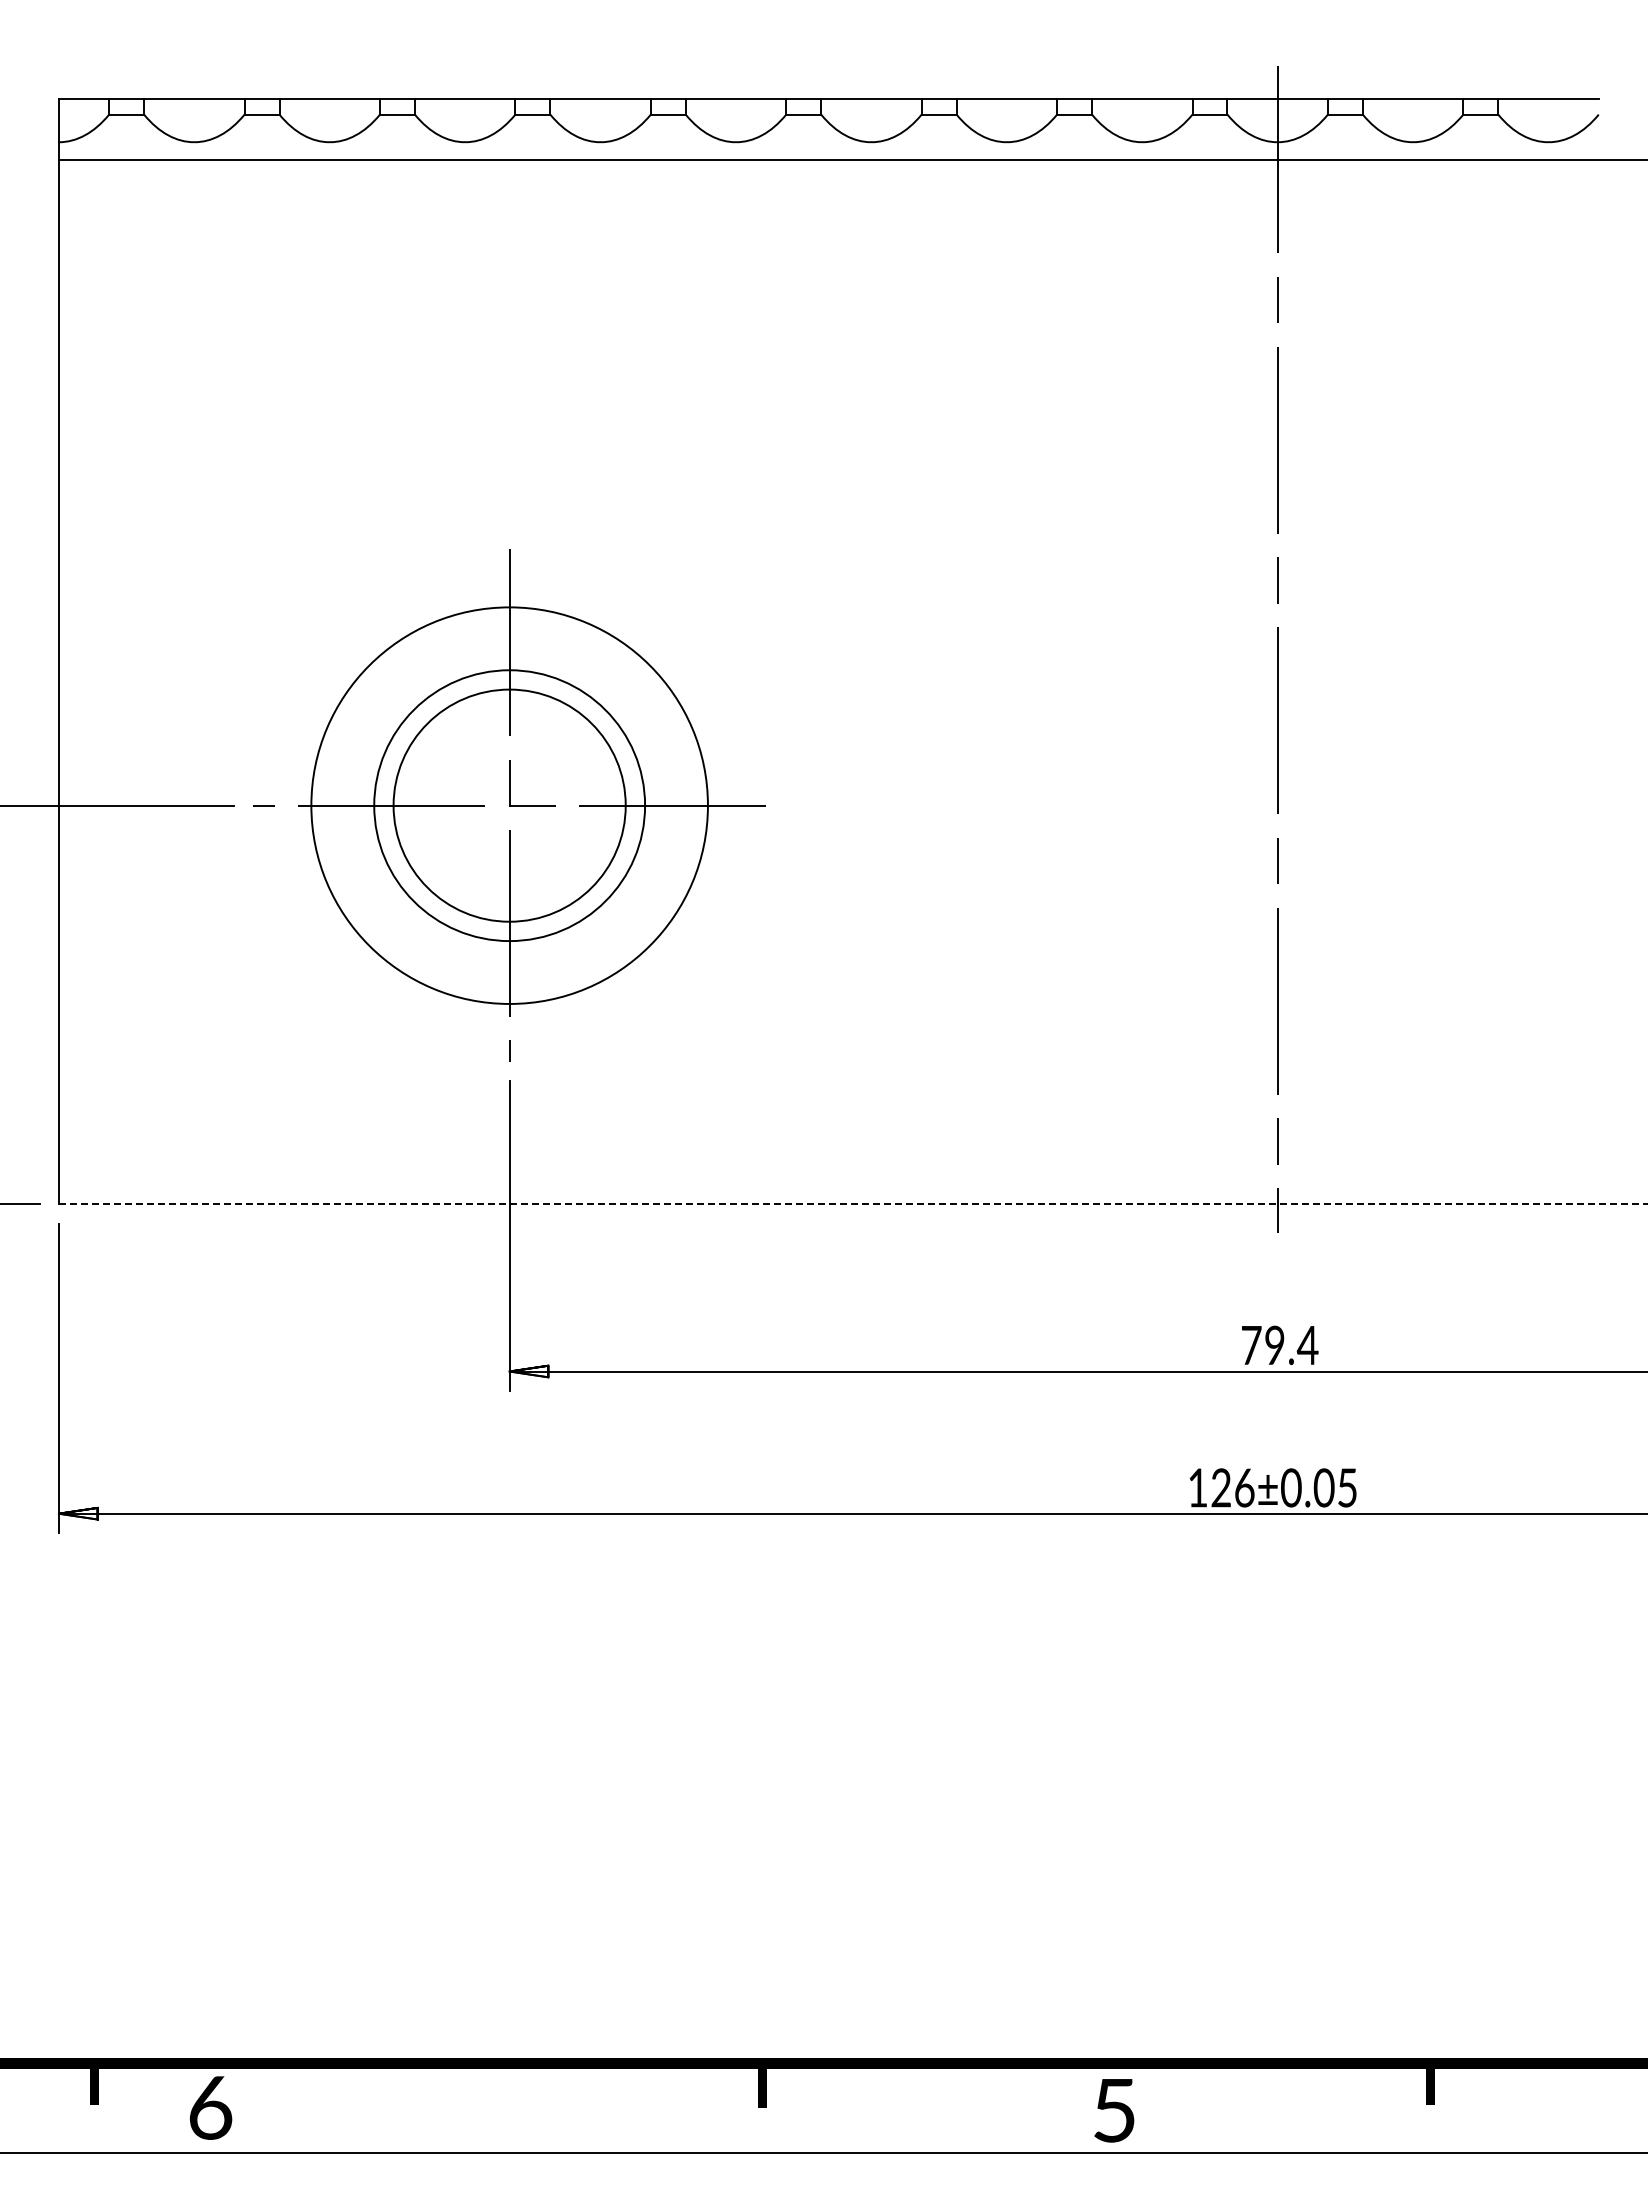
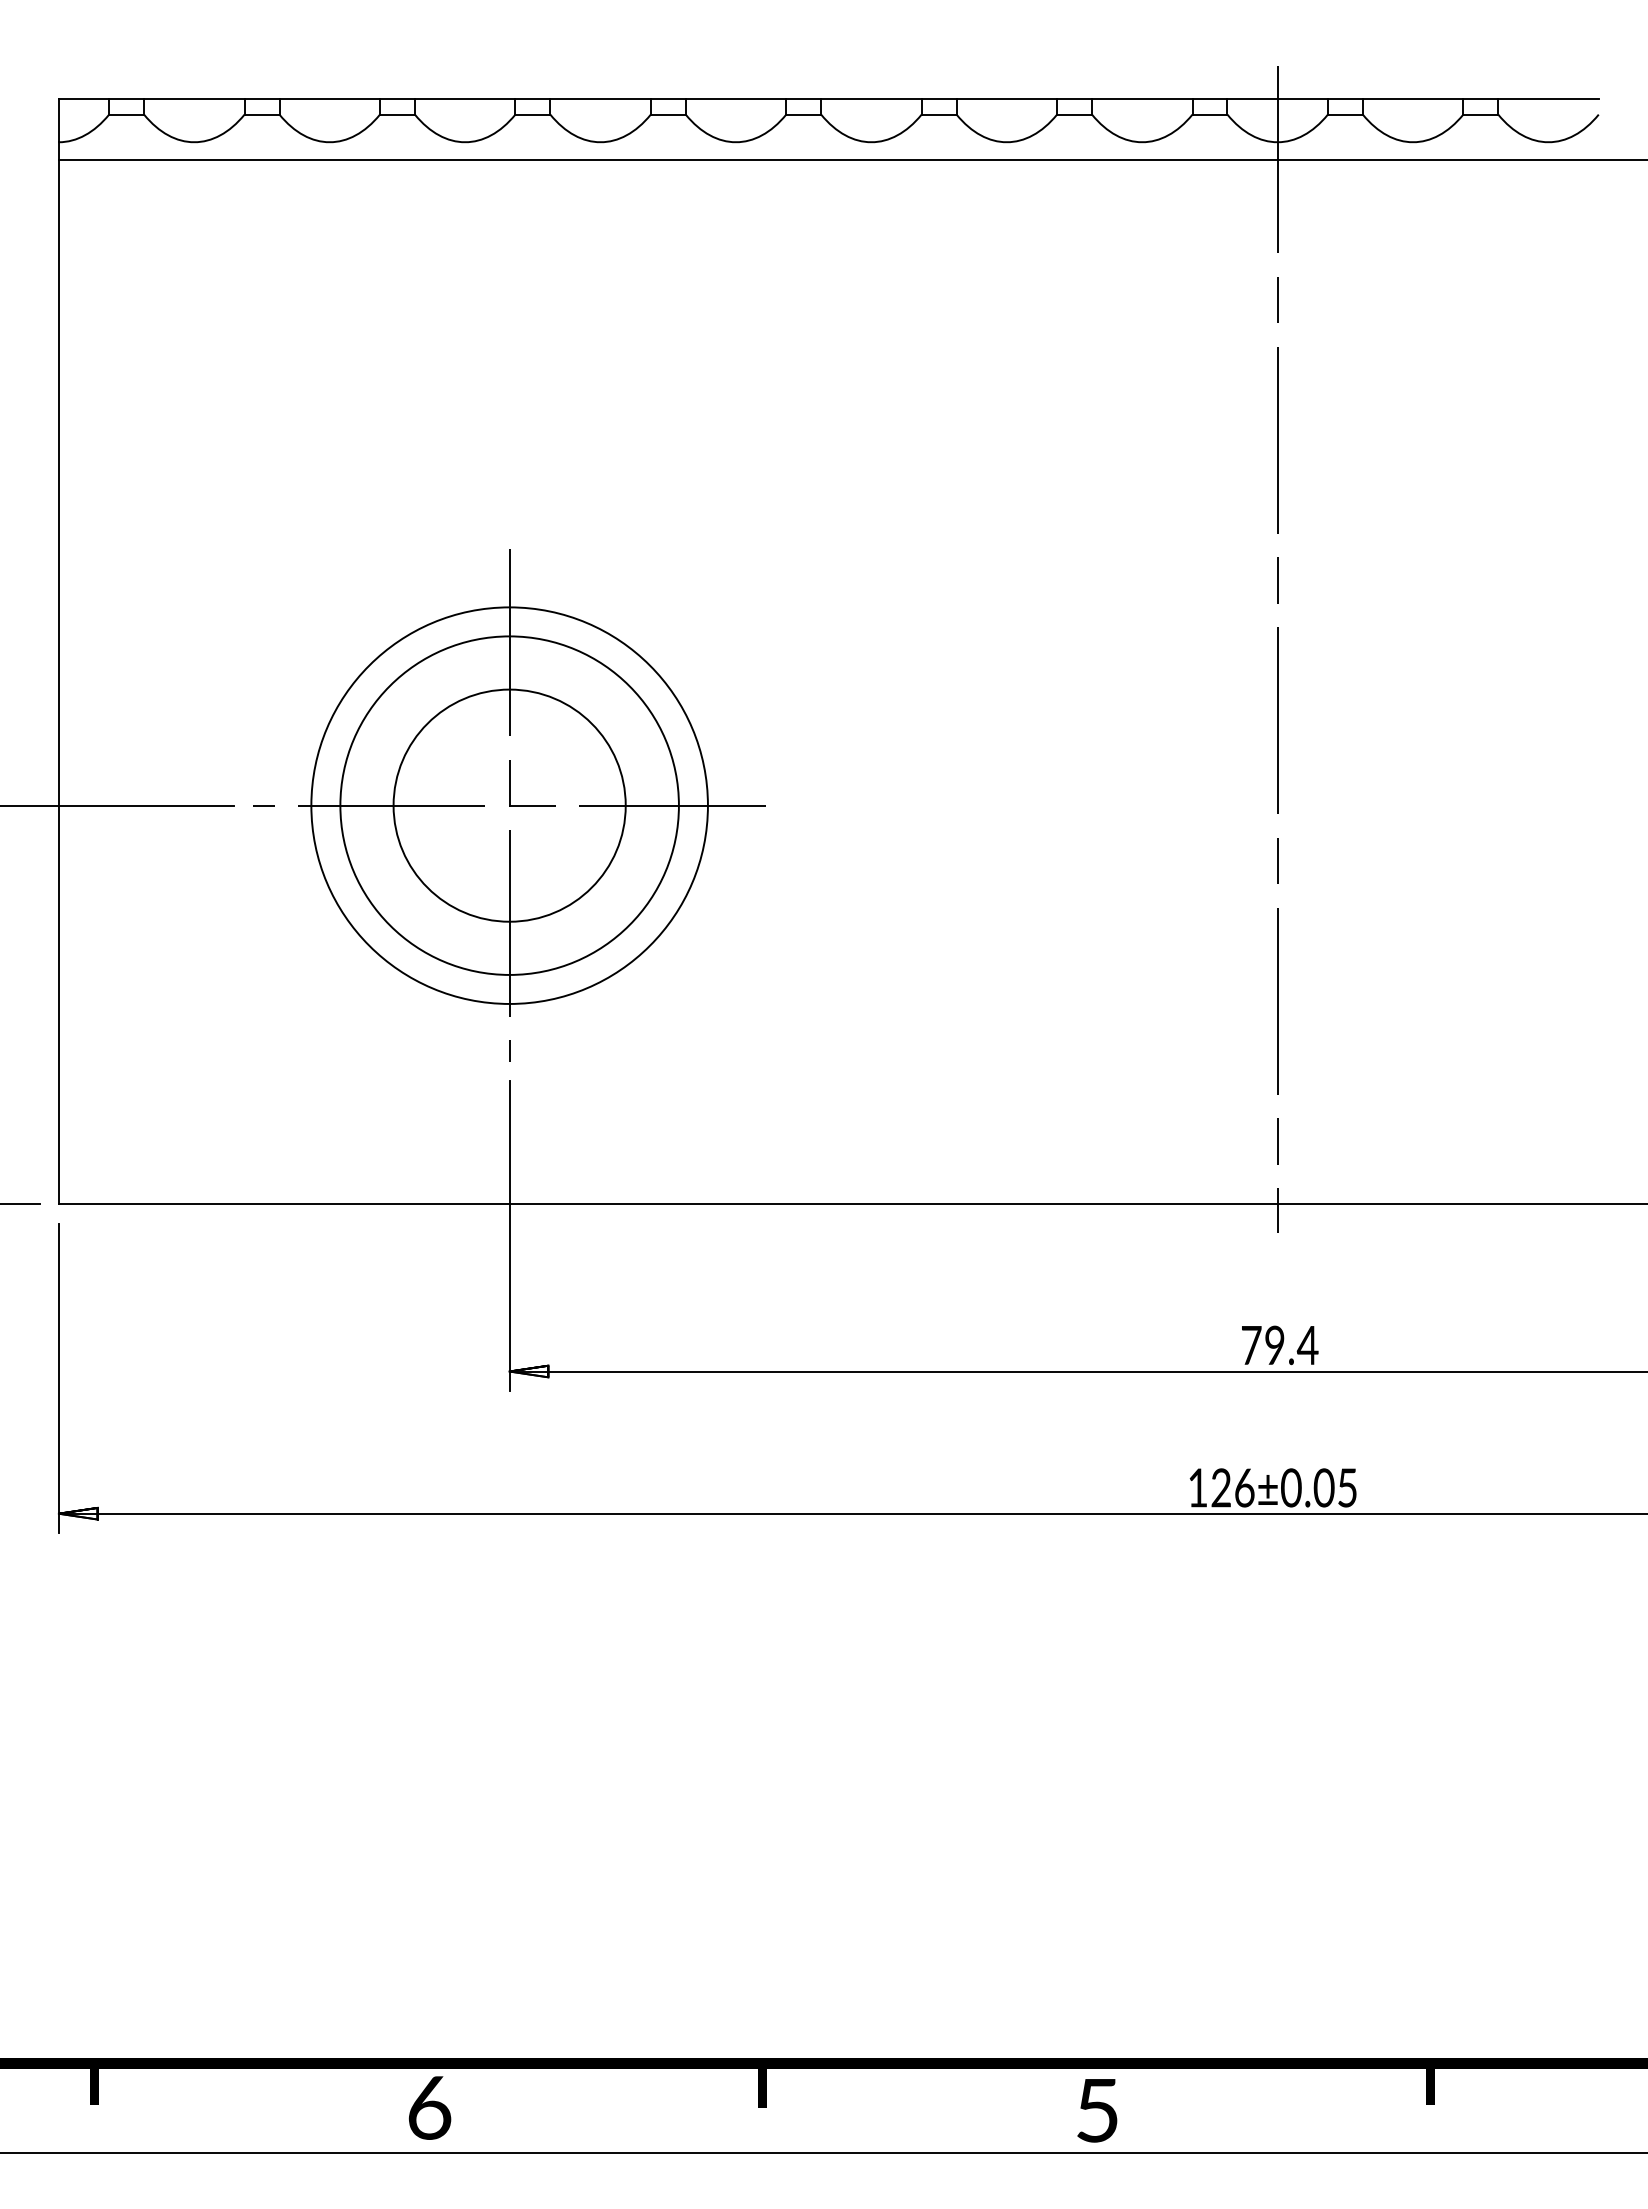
circle diameter: 271 px -> 339 px (509, 805)
line: dashed -> solid (853, 1204)
text position: (210, 2107) -> (429, 2107) (429, 2107)
text position: (1114, 2110) -> (1097, 2110) (1097, 2110)
